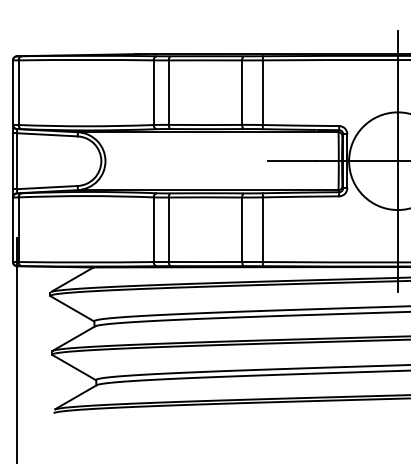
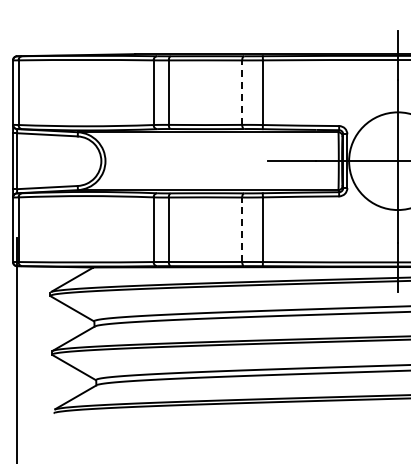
line: solid -> dashed (242, 92)
line: solid -> dashed (242, 229)
